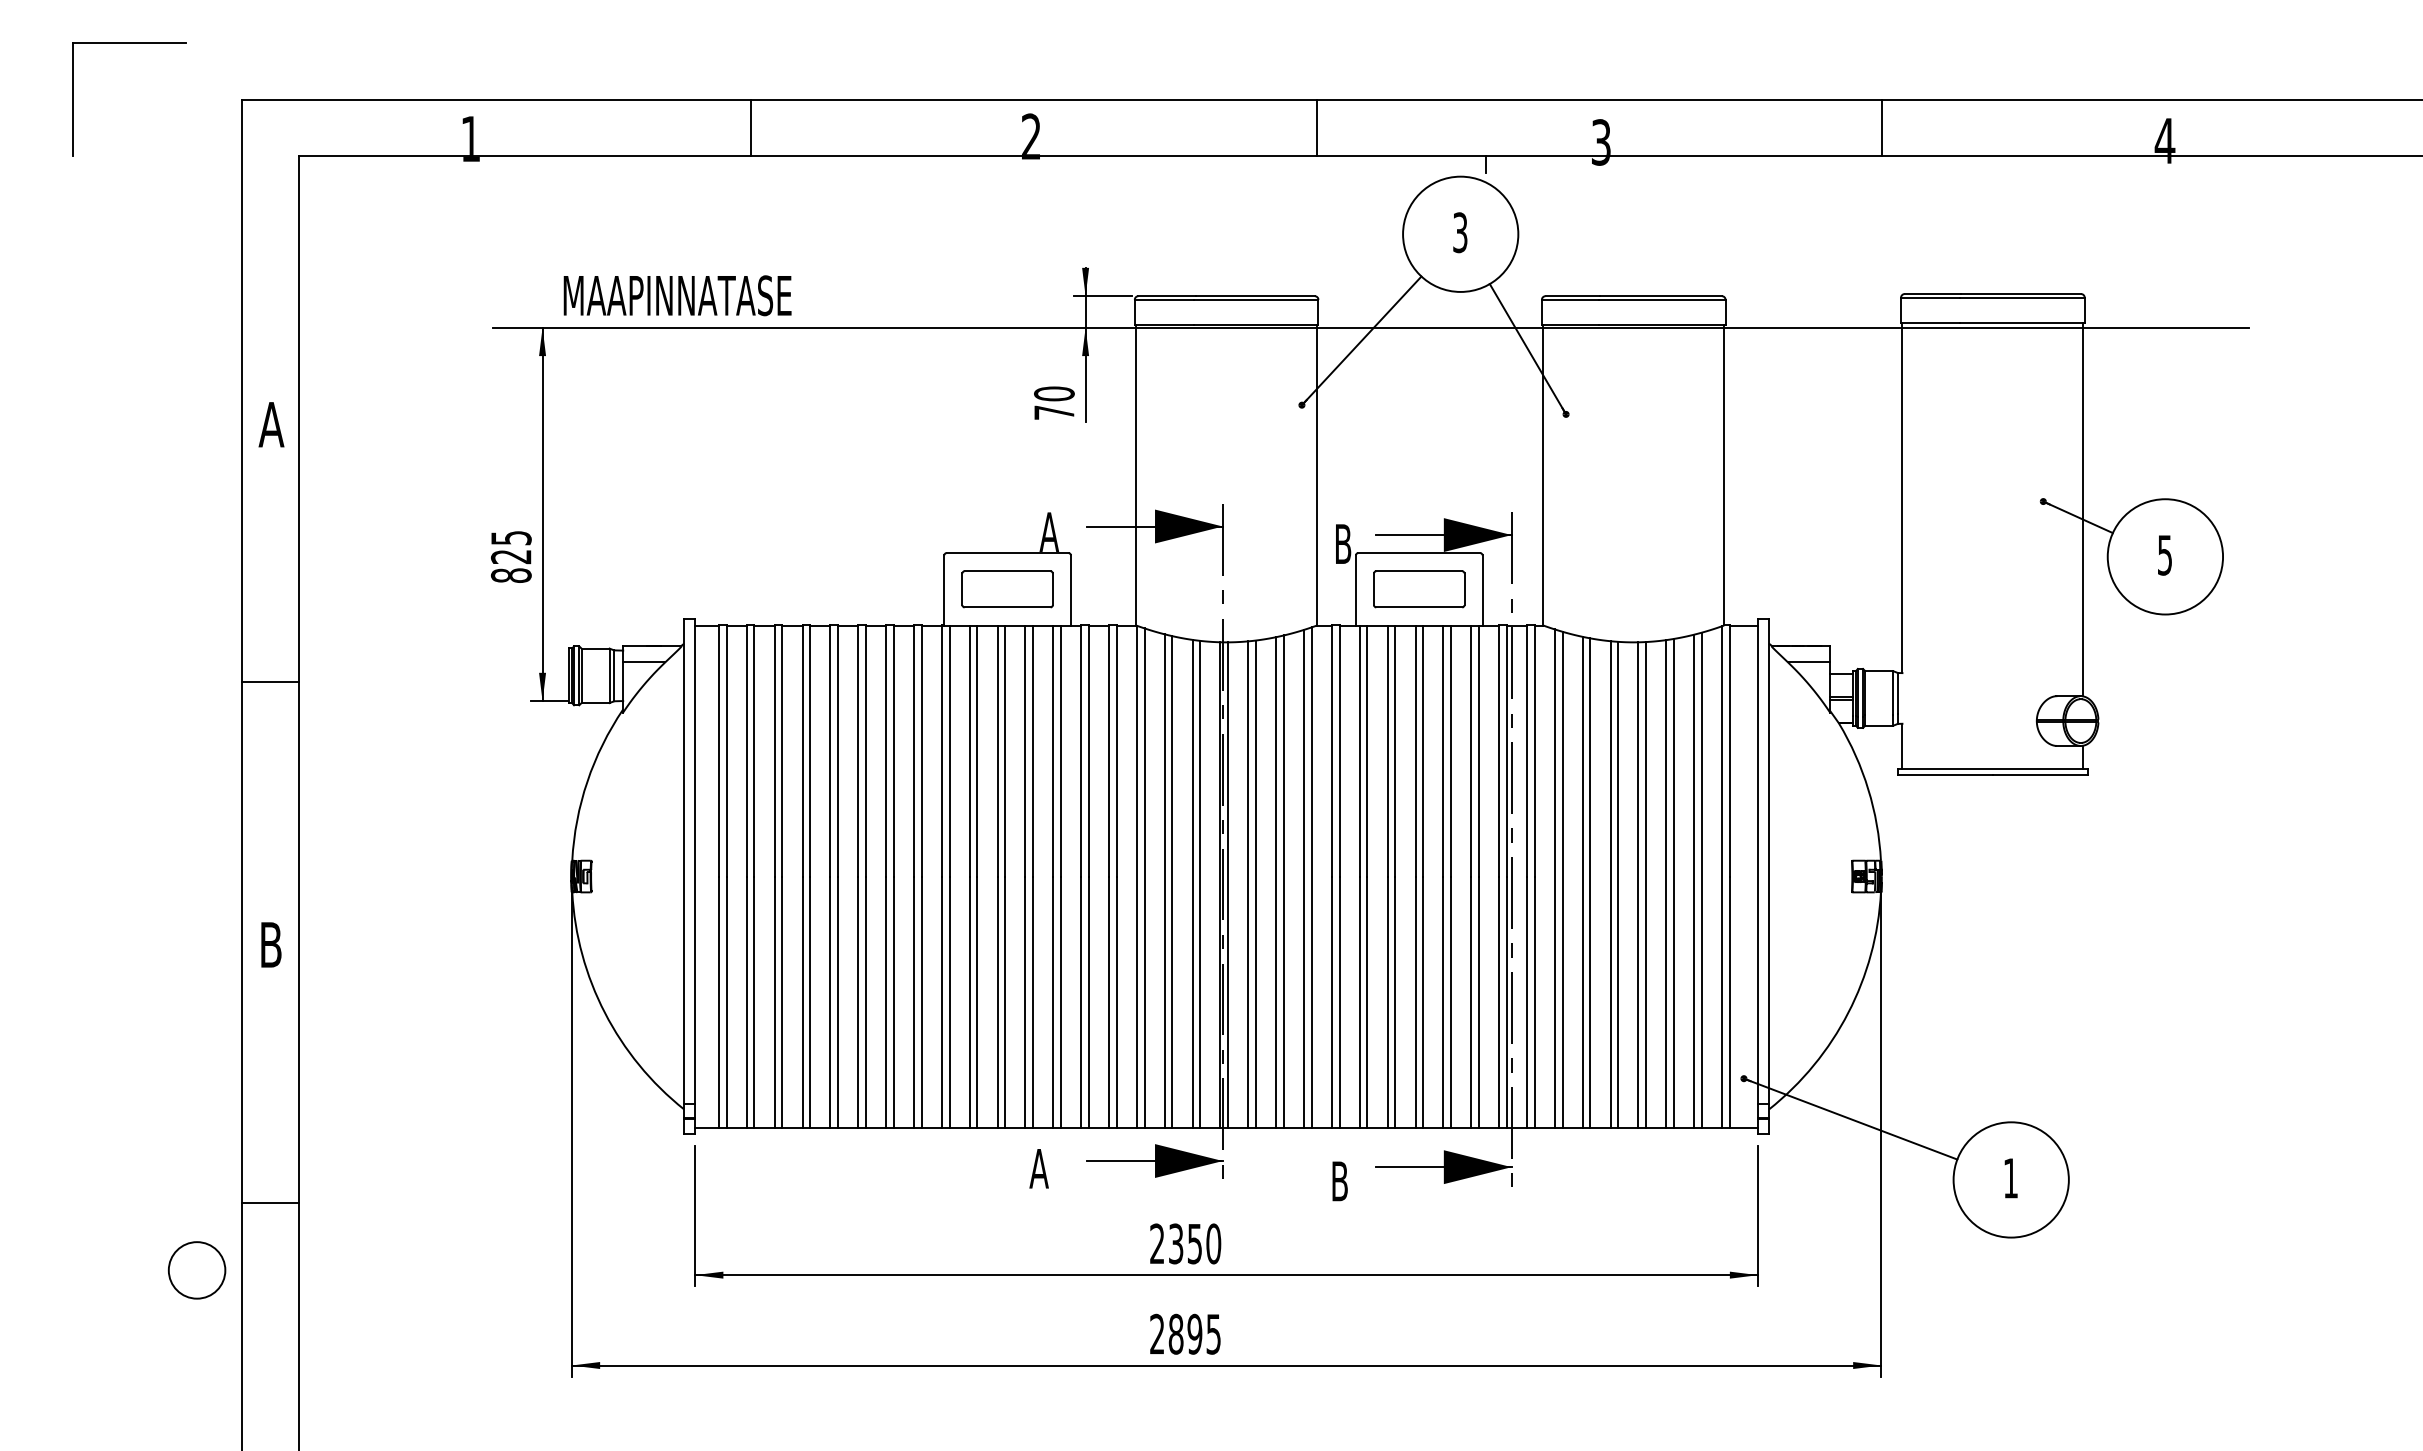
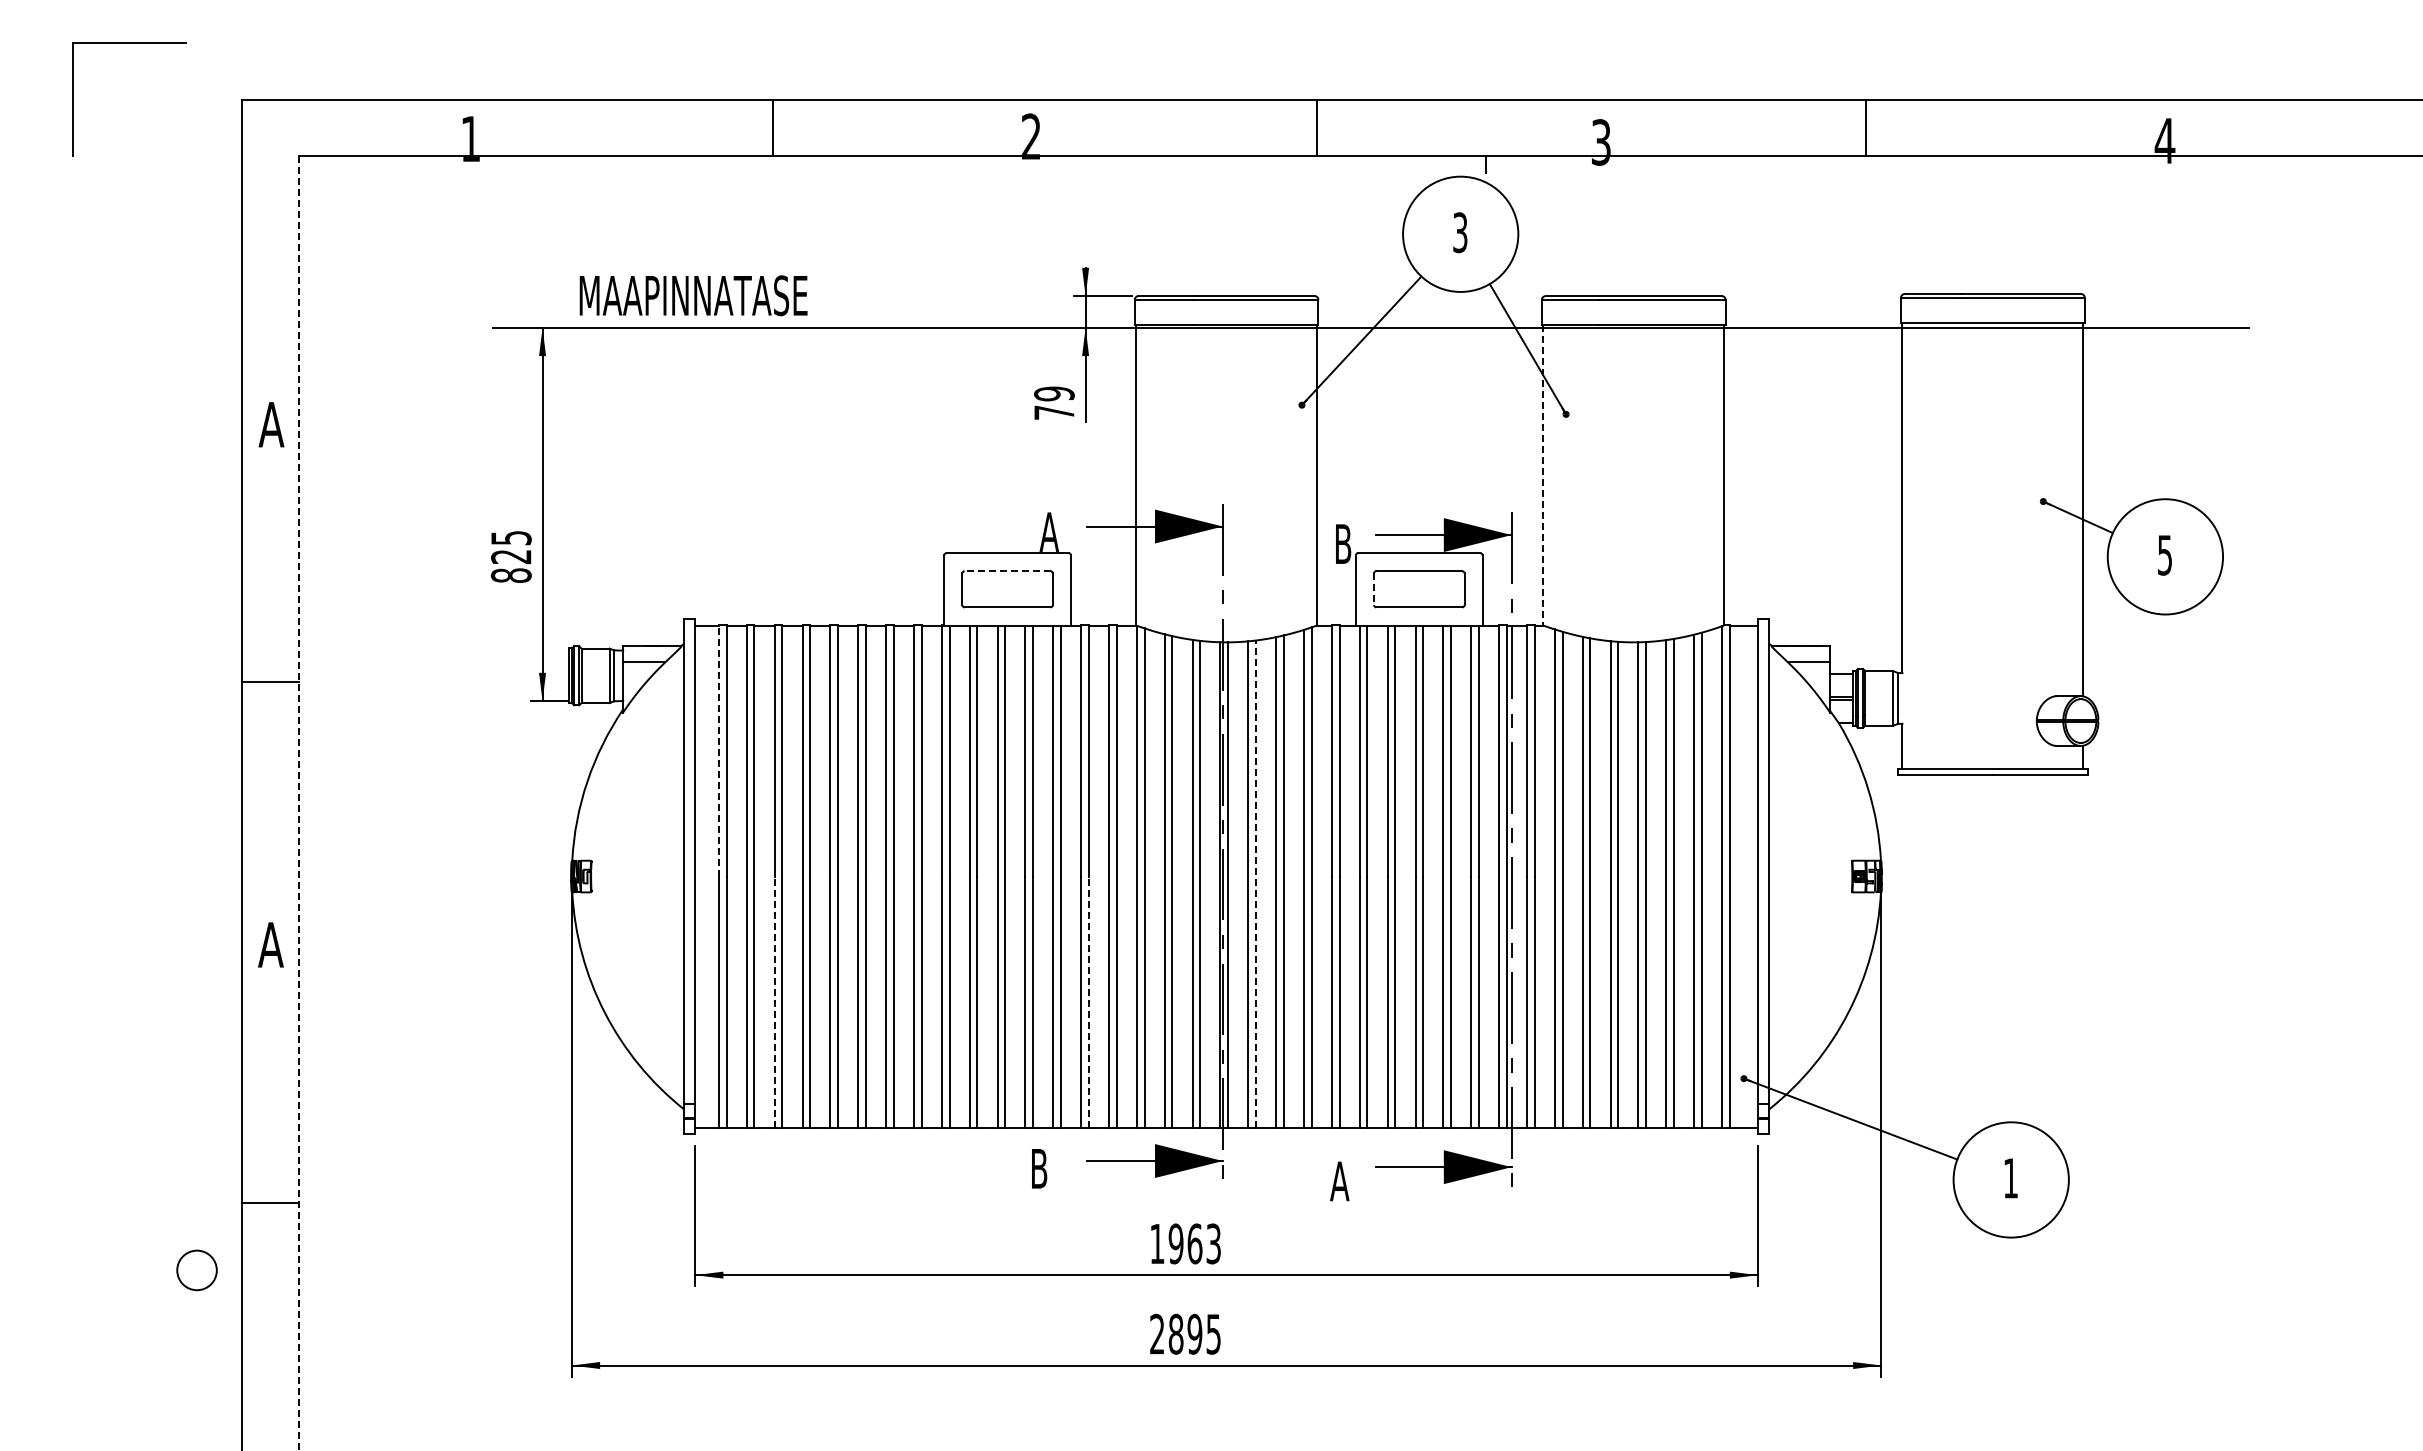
line position: (751, 127) -> (773, 127) (773, 127)
line position: (1882, 127) -> (1866, 127) (1866, 127)
text position: (677, 295) -> (693, 295) (693, 295)
text: 70 -> 79 (1054, 393)
line: solid -> dashed (1543, 475)
line: solid -> dashed (1007, 571)
line: solid -> dashed (1374, 589)
line: solid -> dashed (718, 751)
line: solid -> dashed (298, 803)
line: solid -> dashed (1256, 884)
text: B -> A (270, 944)
line: solid -> dashed (774, 1002)
line: solid -> dashed (1088, 1002)
text: A -> B (1038, 1168)
text: B -> A (1339, 1181)
text: 2350 -> 1963 (1185, 1243)
circle size: 60x59 px -> 42x43 px (196, 1270)
